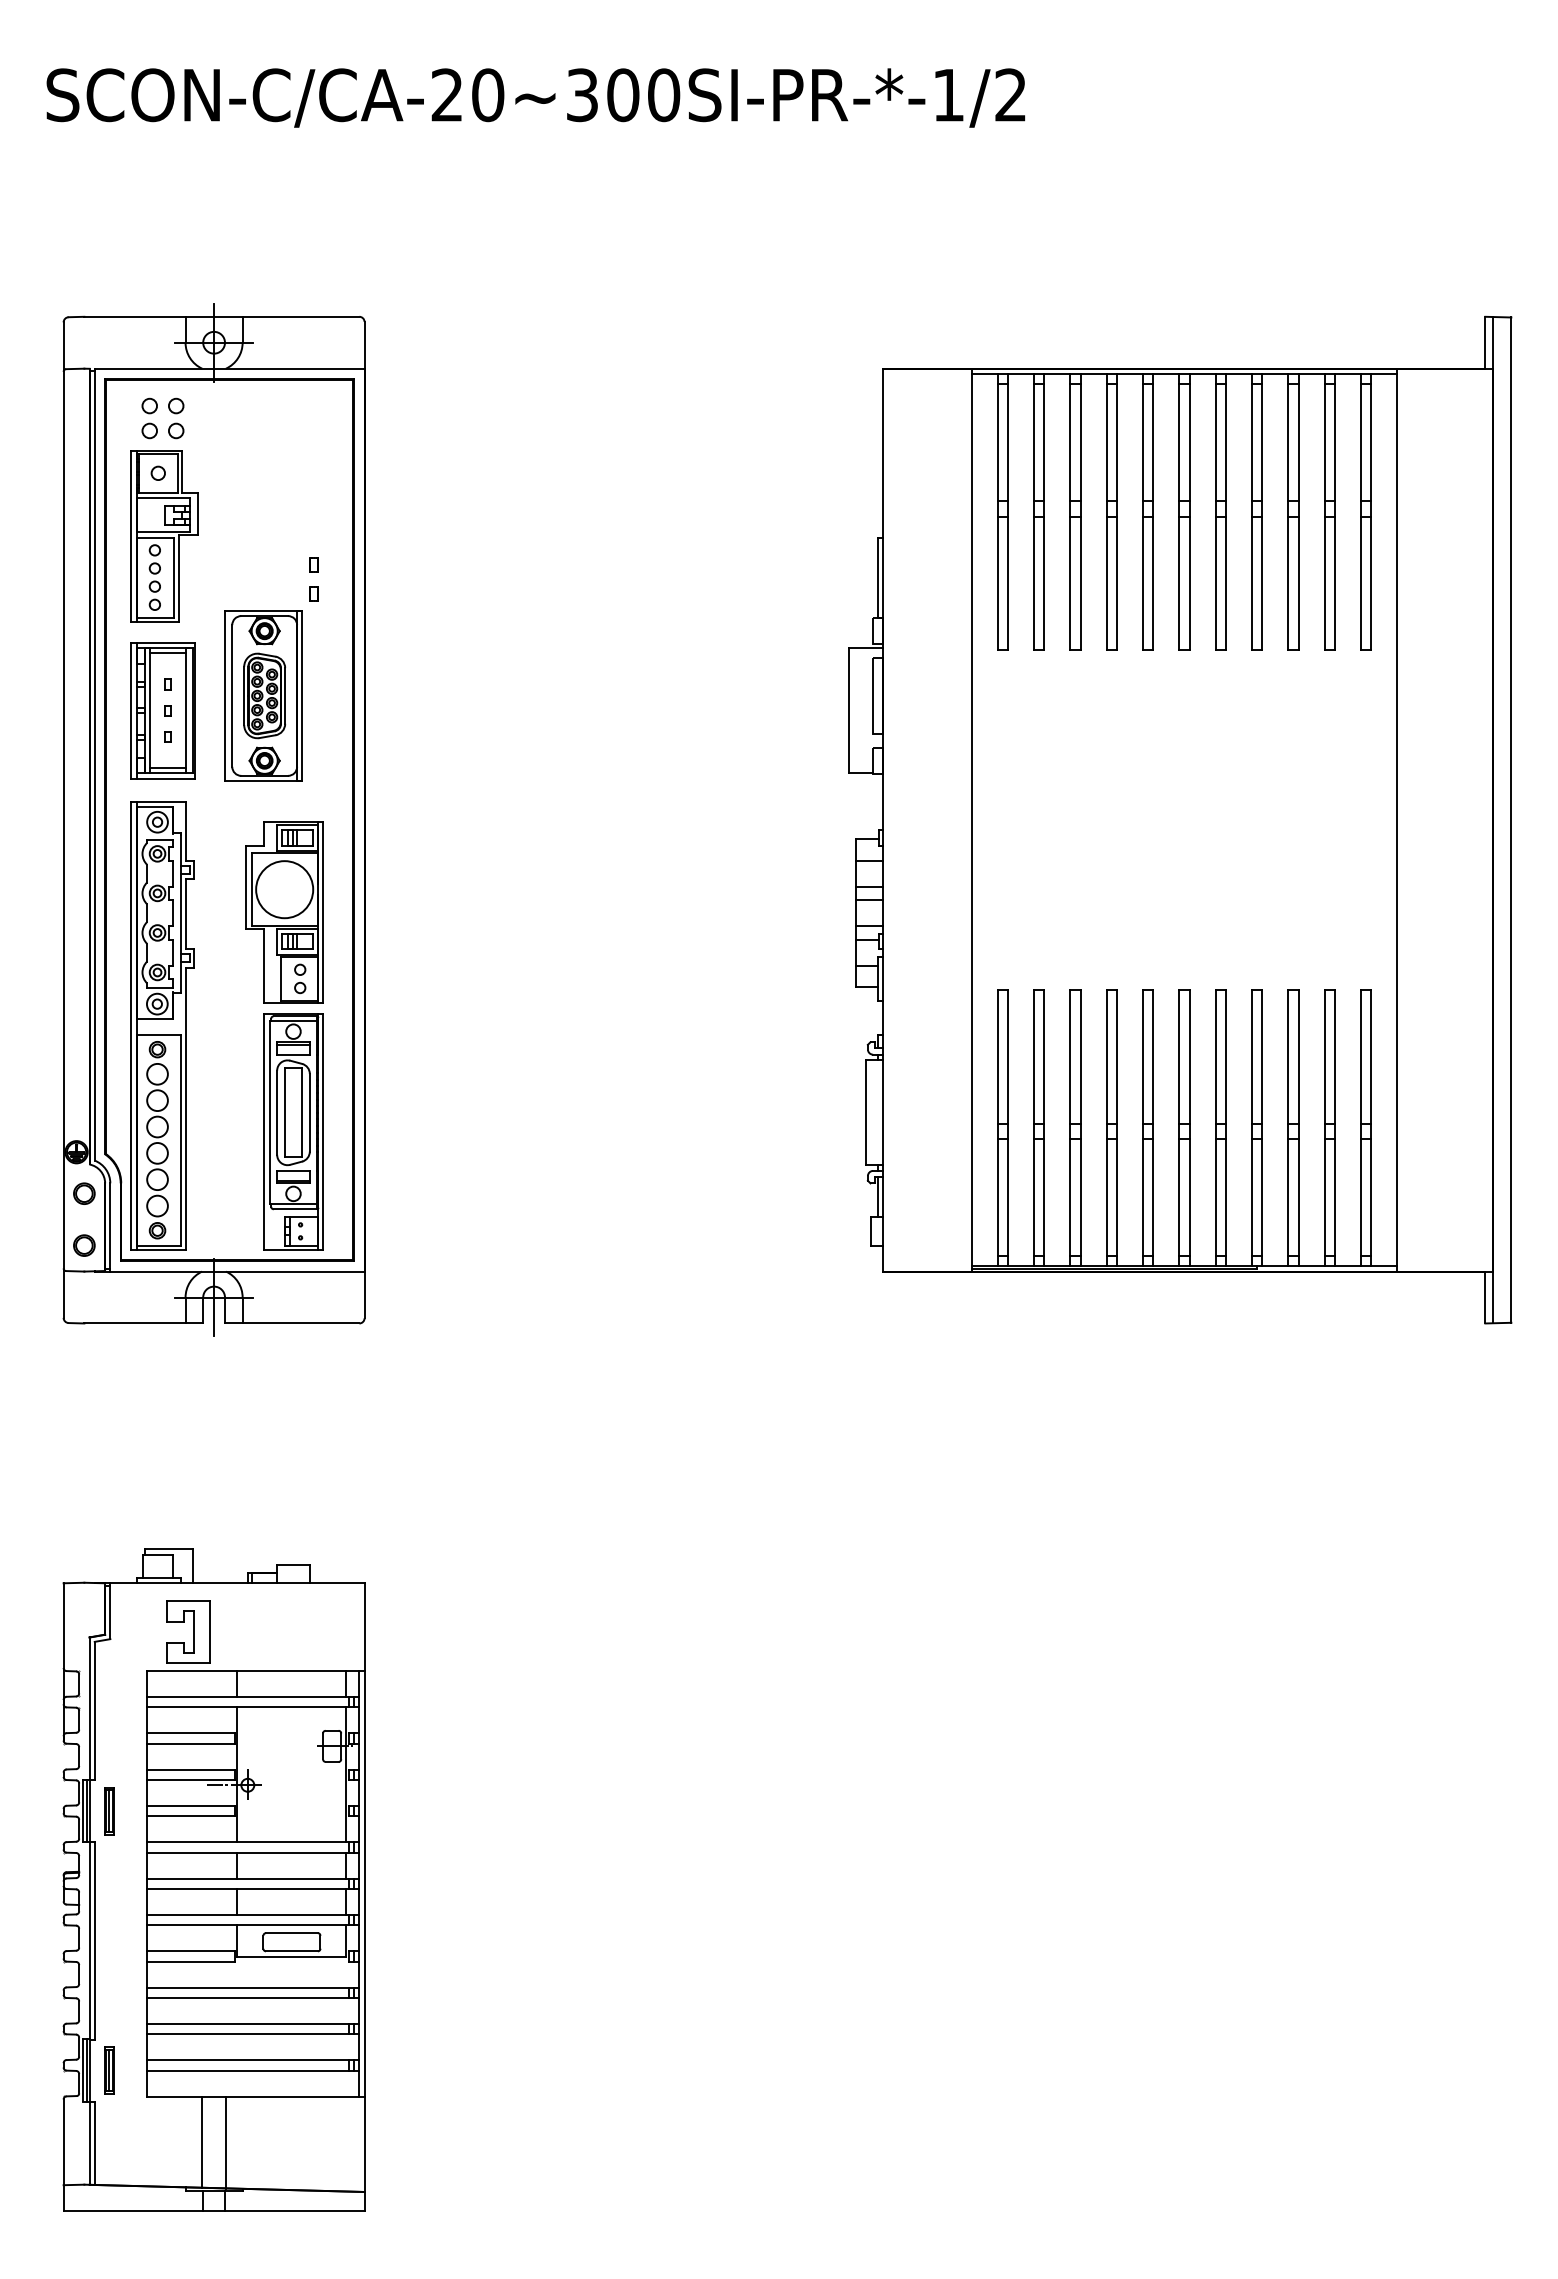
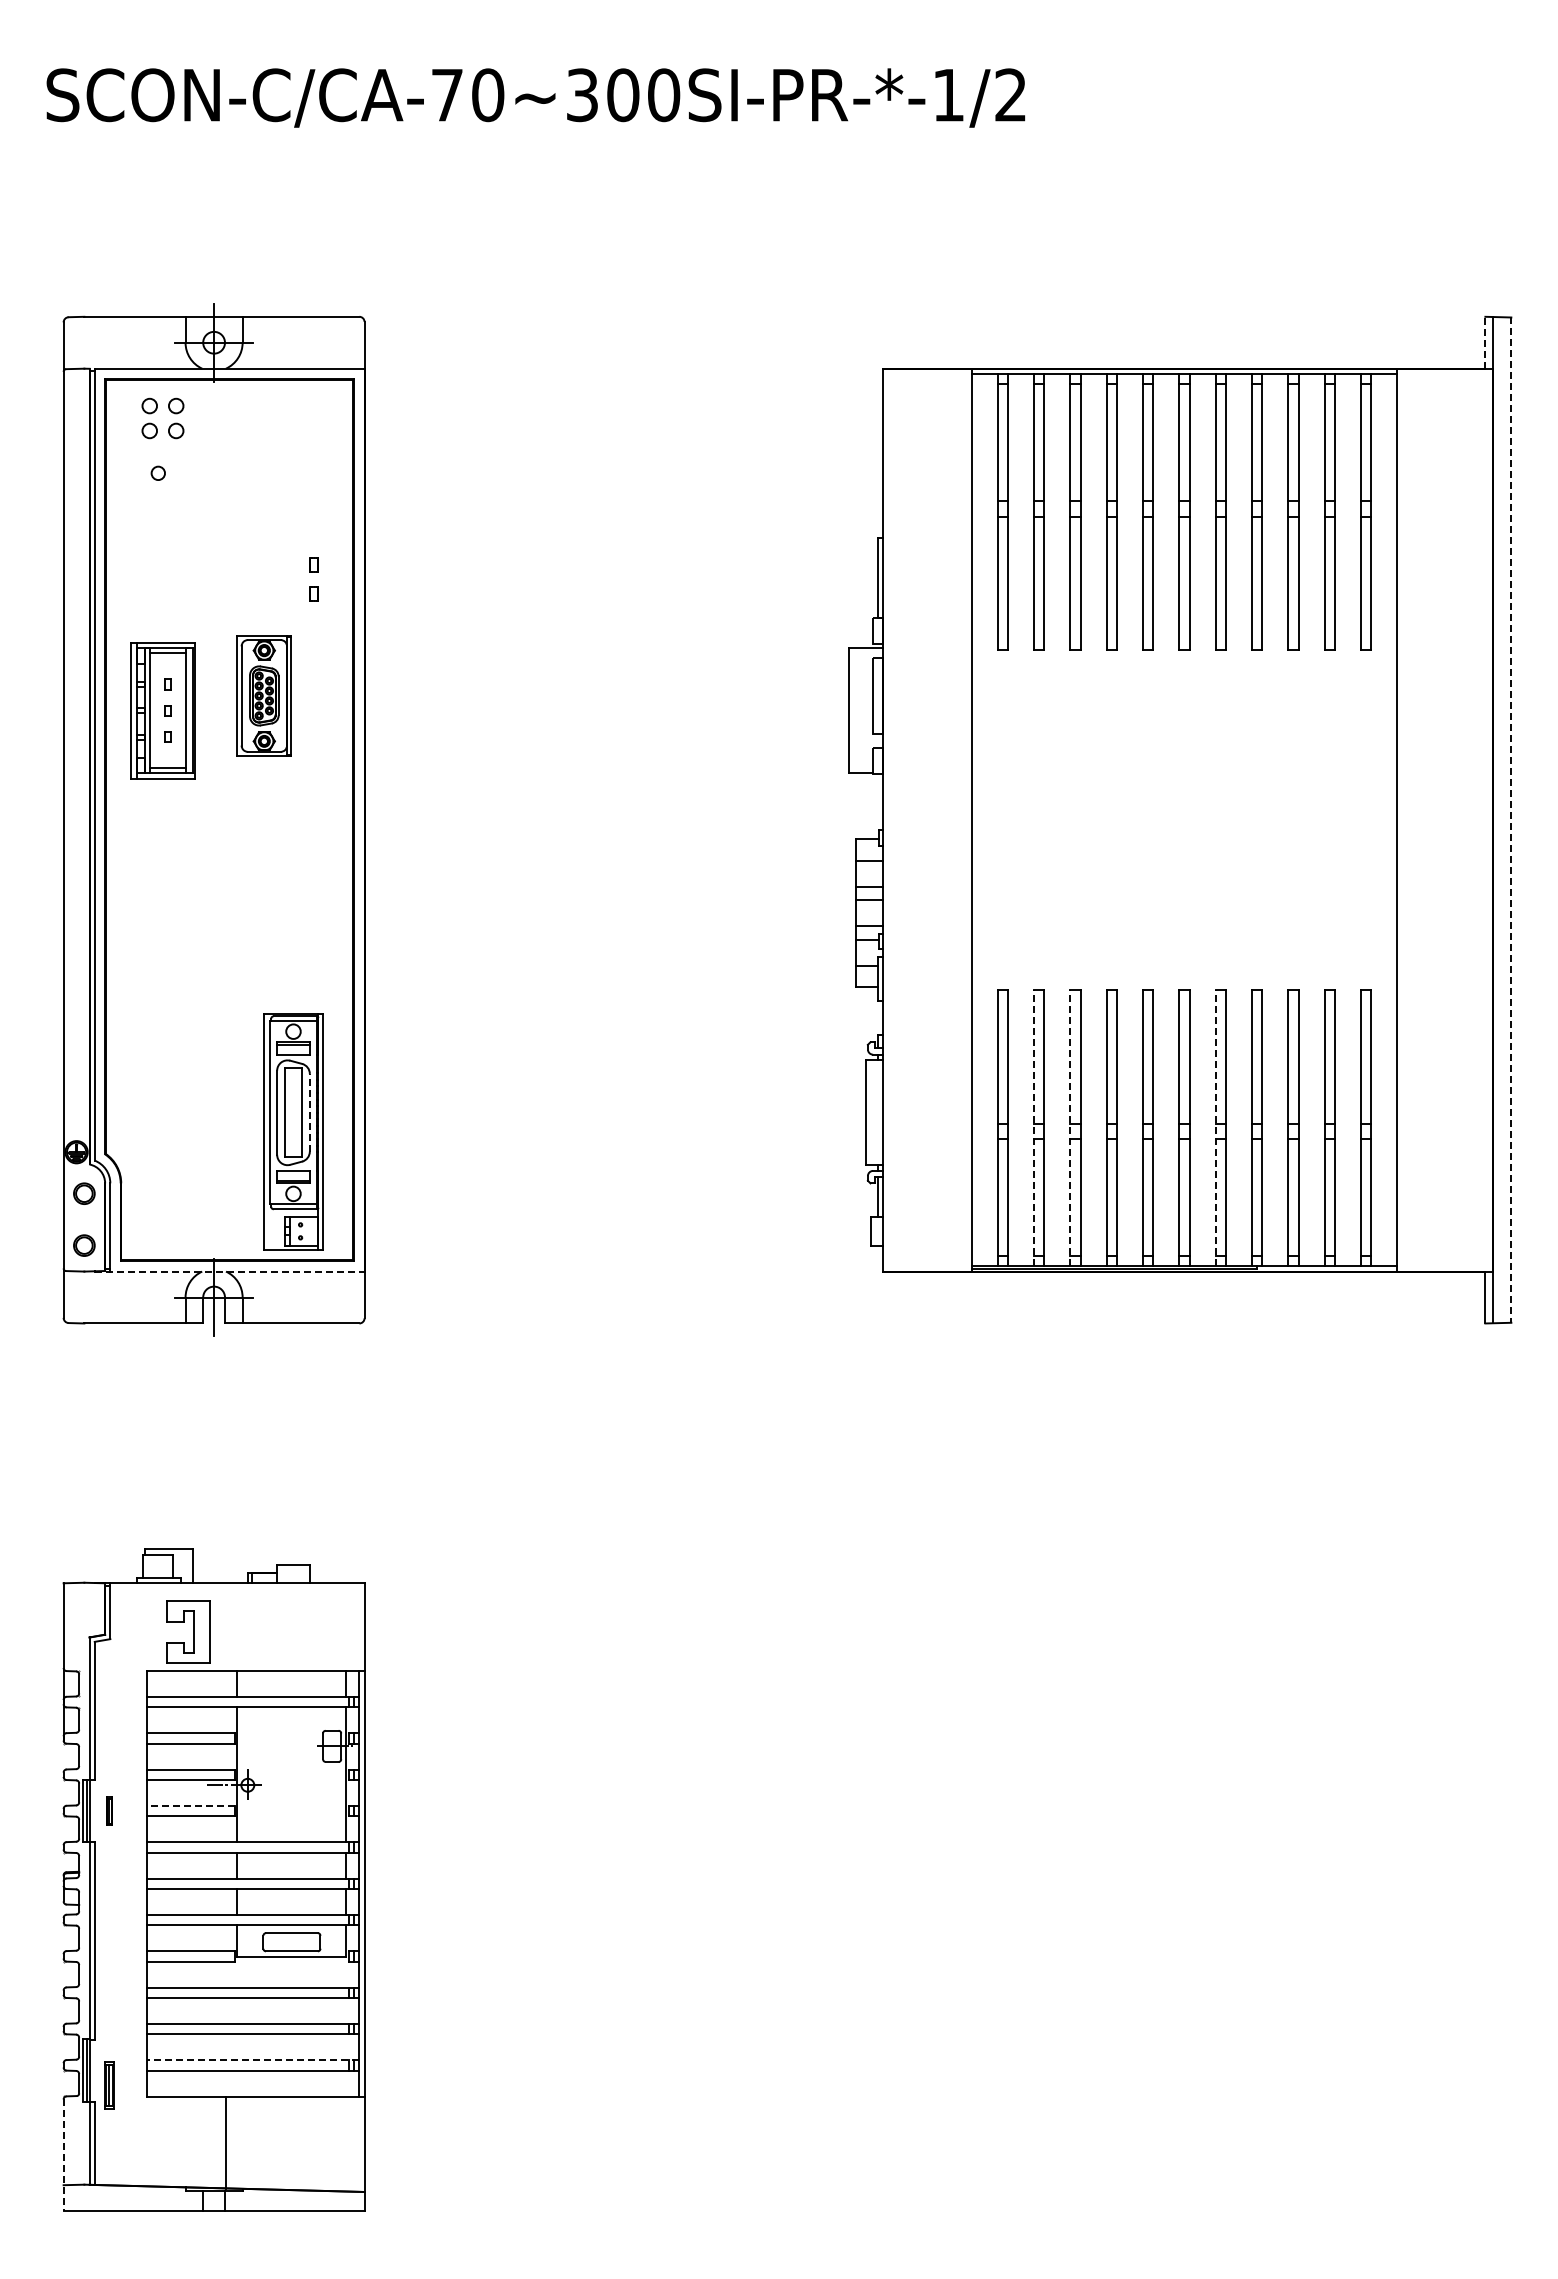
text: SCON-C/CA-20~300SI-PR-*-1/2 -> SCON-C/CA-70~300SI-PR-*-1/2 (446, 94)
line: solid -> dashed (1485, 342)
part: present -> none (164, 536)
part size: 79x172 px -> 56x122 px (263, 695)
line: solid -> dashed (1511, 820)
part: present -> none (284, 912)
part: present -> none (162, 1025)
line: solid -> dashed (309, 1112)
line: solid -> dashed (1033, 1127)
line: solid -> dashed (1070, 1127)
line: solid -> dashed (1215, 1127)
line: solid -> dashed (229, 1271)
line: solid -> dashed (190, 1806)
part size: 11x49 px -> 7x30 px (109, 1810)
line: solid -> dashed (252, 2060)
part position: (109, 2070) -> (109, 2085) (109, 2085)
line: present -> none (202, 2141)
line: solid -> dashed (63, 2155)
